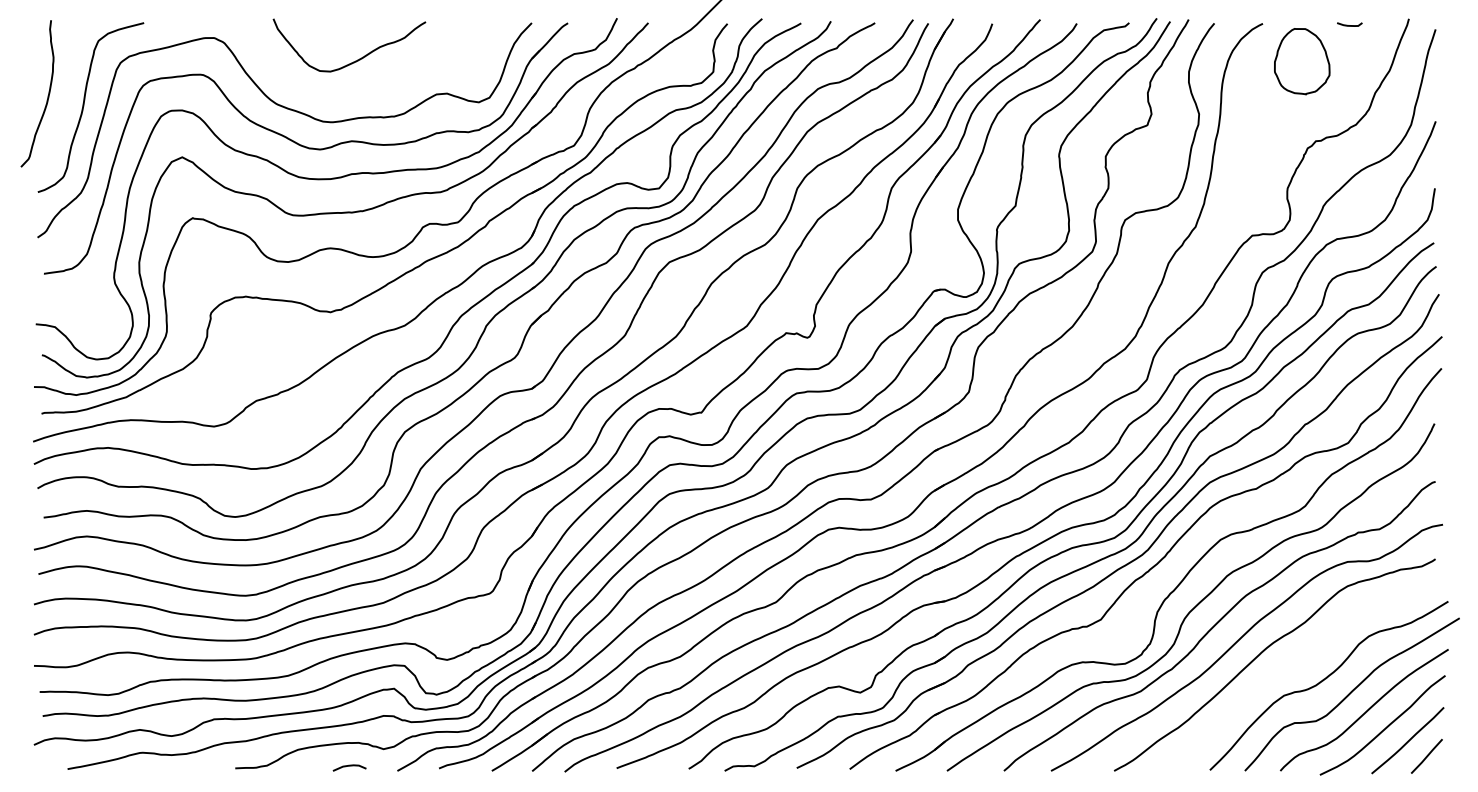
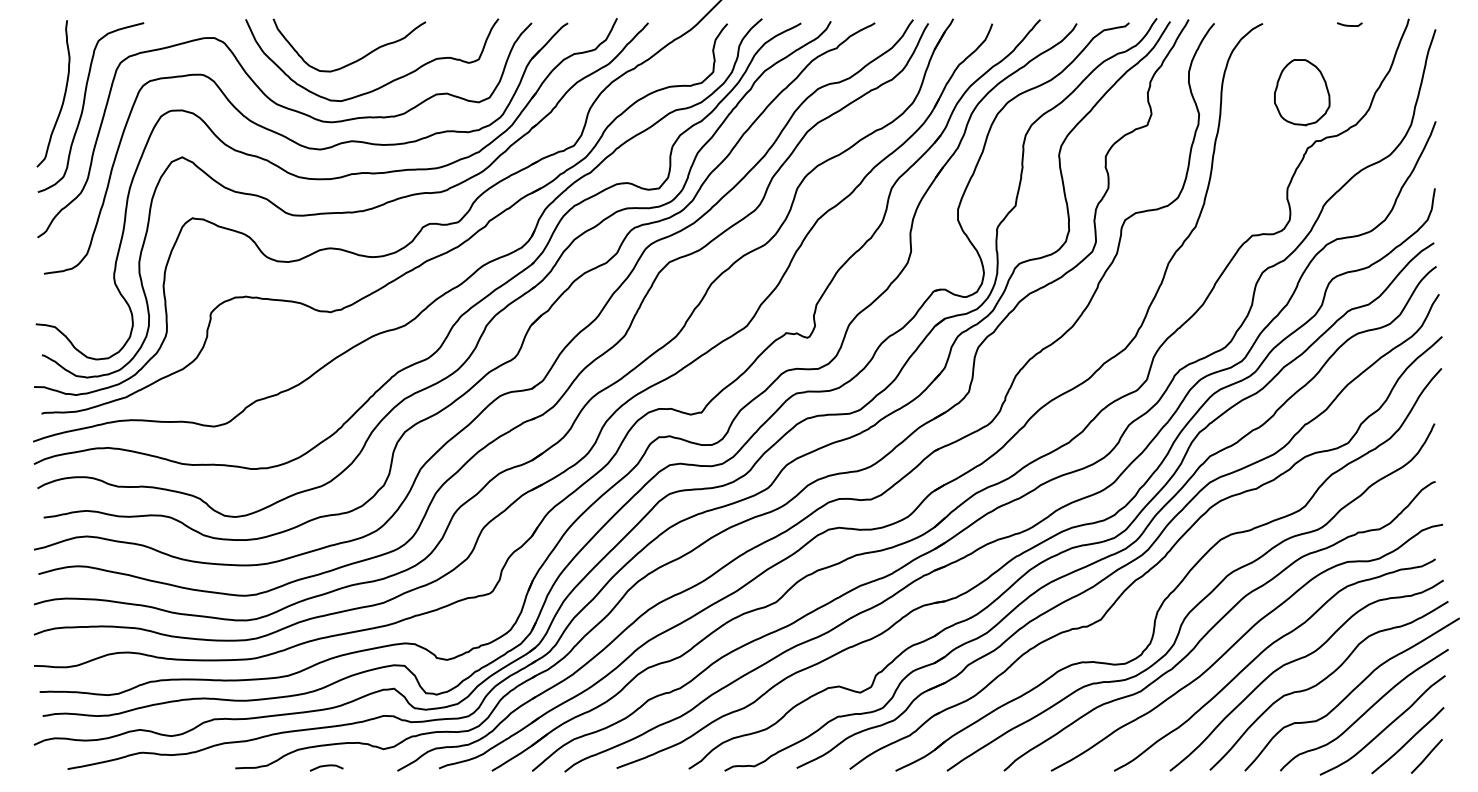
part position: (1302, 61) -> (1302, 92) (1302, 92)
curve: none -> present (387, 82)
curve position: (47, 95) -> (63, 95) (63, 95)
curve: none -> present (1301, 659)
curve position: (349, 766) -> (326, 766) (326, 766)
